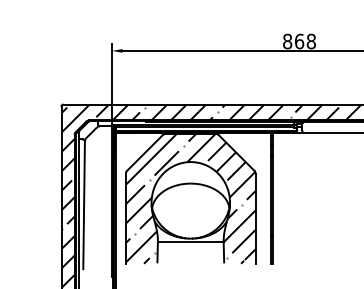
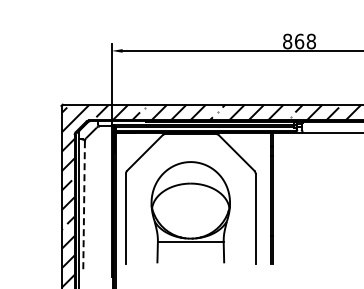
hatch: present -> none (190, 198)
line: solid -> dashed (84, 205)
